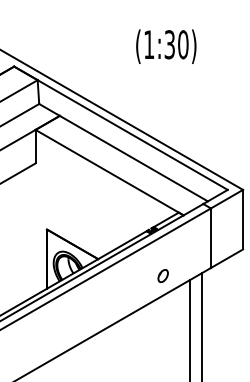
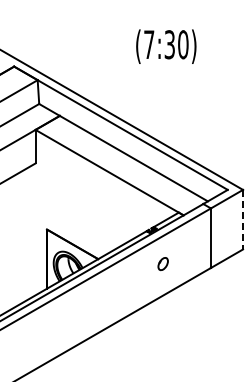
text: (1:30) -> (7:30) (149, 44)
line: solid -> dashed (243, 219)
part position: (162, 276) -> (162, 264) (162, 264)
line: present -> none (201, 325)
line: present -> none (190, 328)
